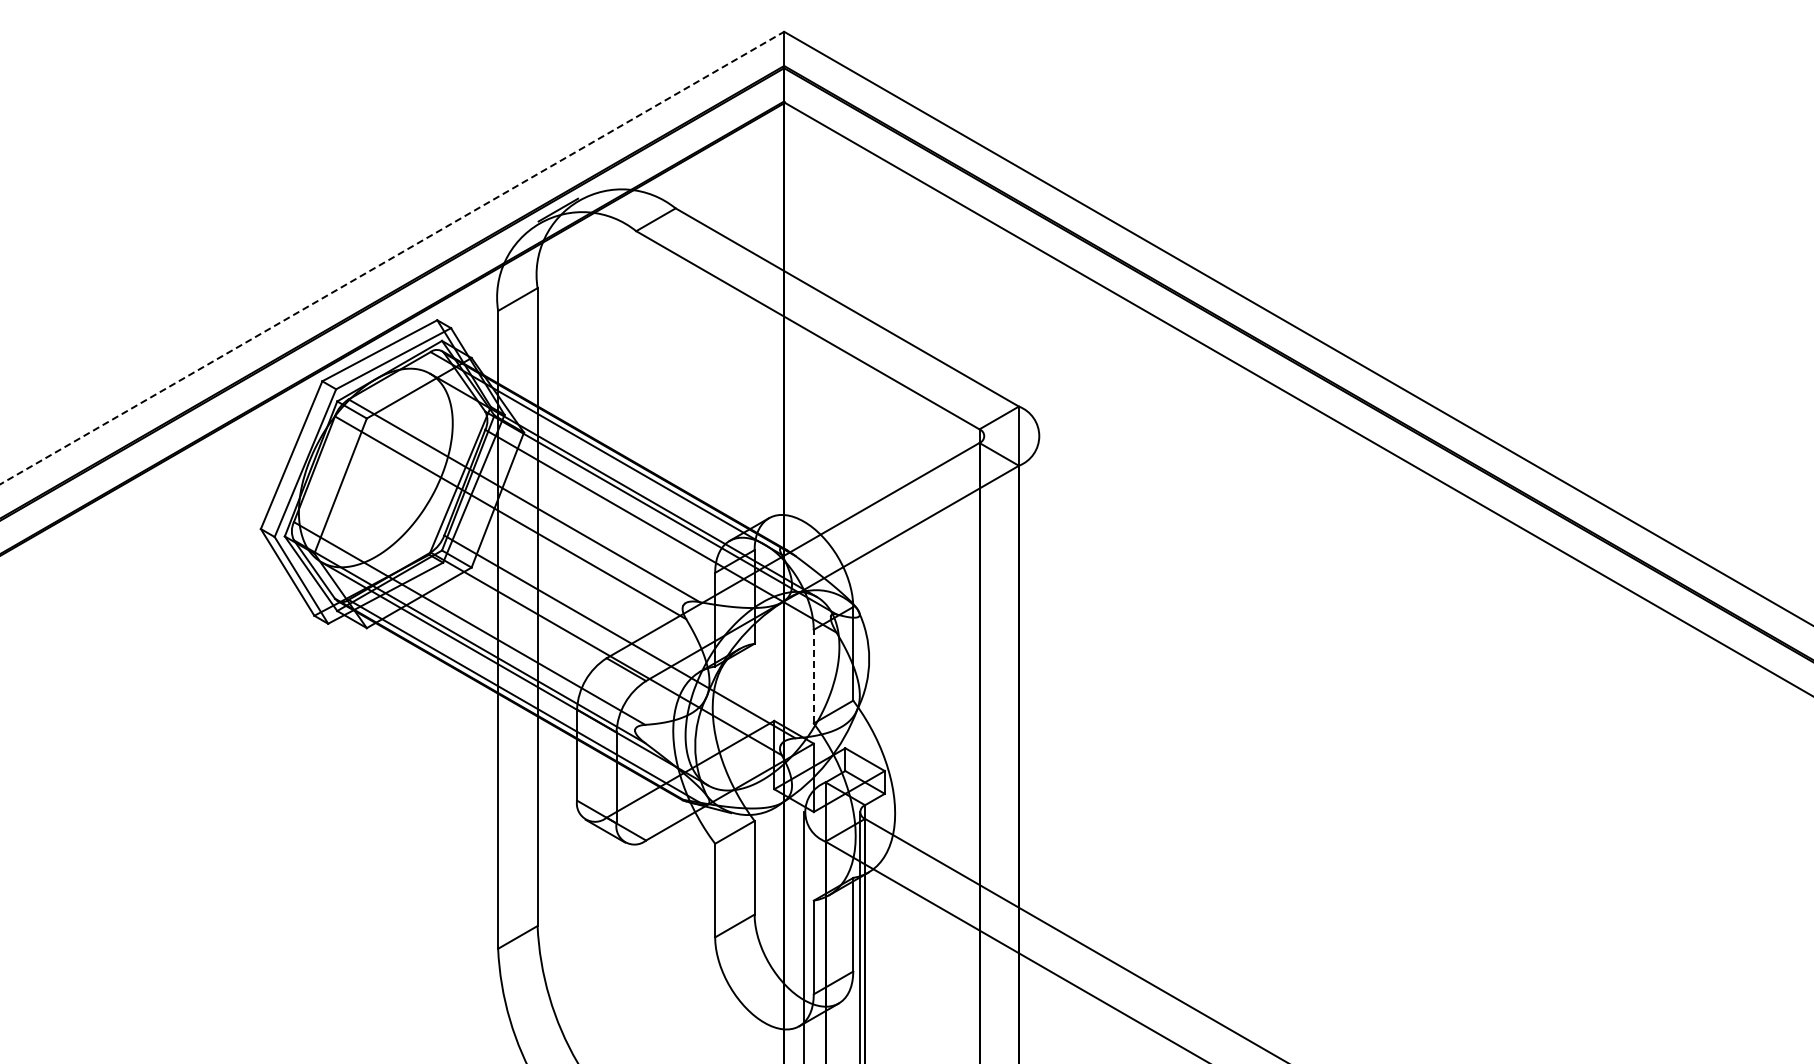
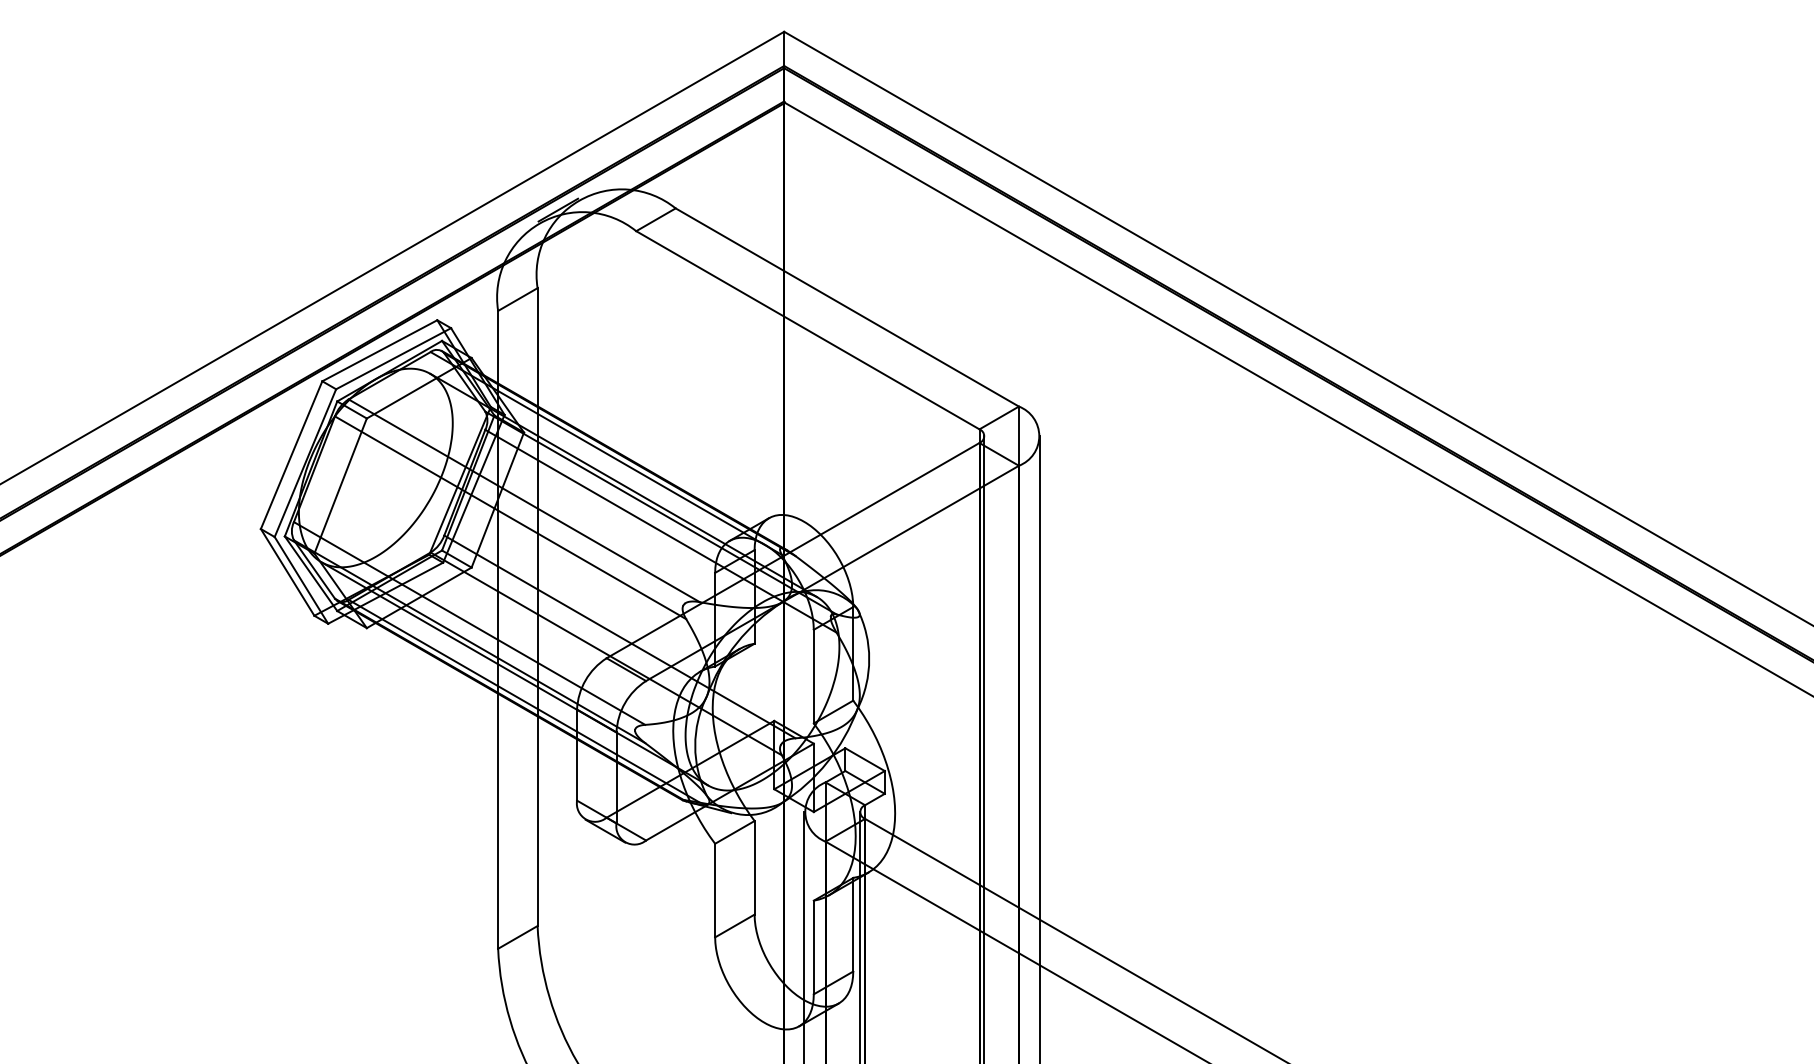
line: dashed -> solid (392, 258)
line: dashed -> solid (813, 676)
line: none -> present (984, 748)
line: none -> present (1040, 748)
